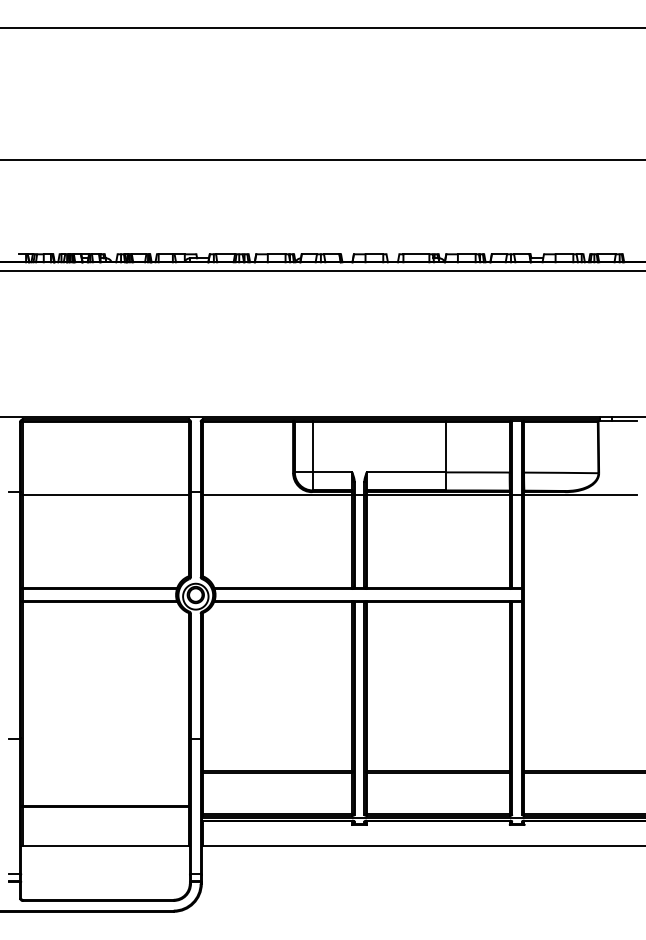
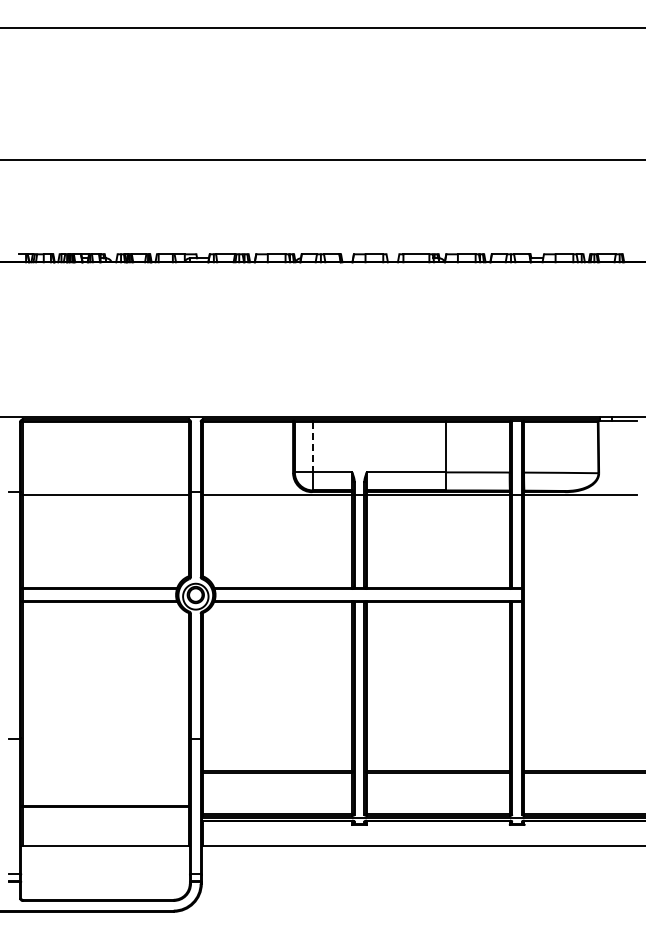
line: present -> none (322, 270)
line: solid -> dashed (312, 447)
